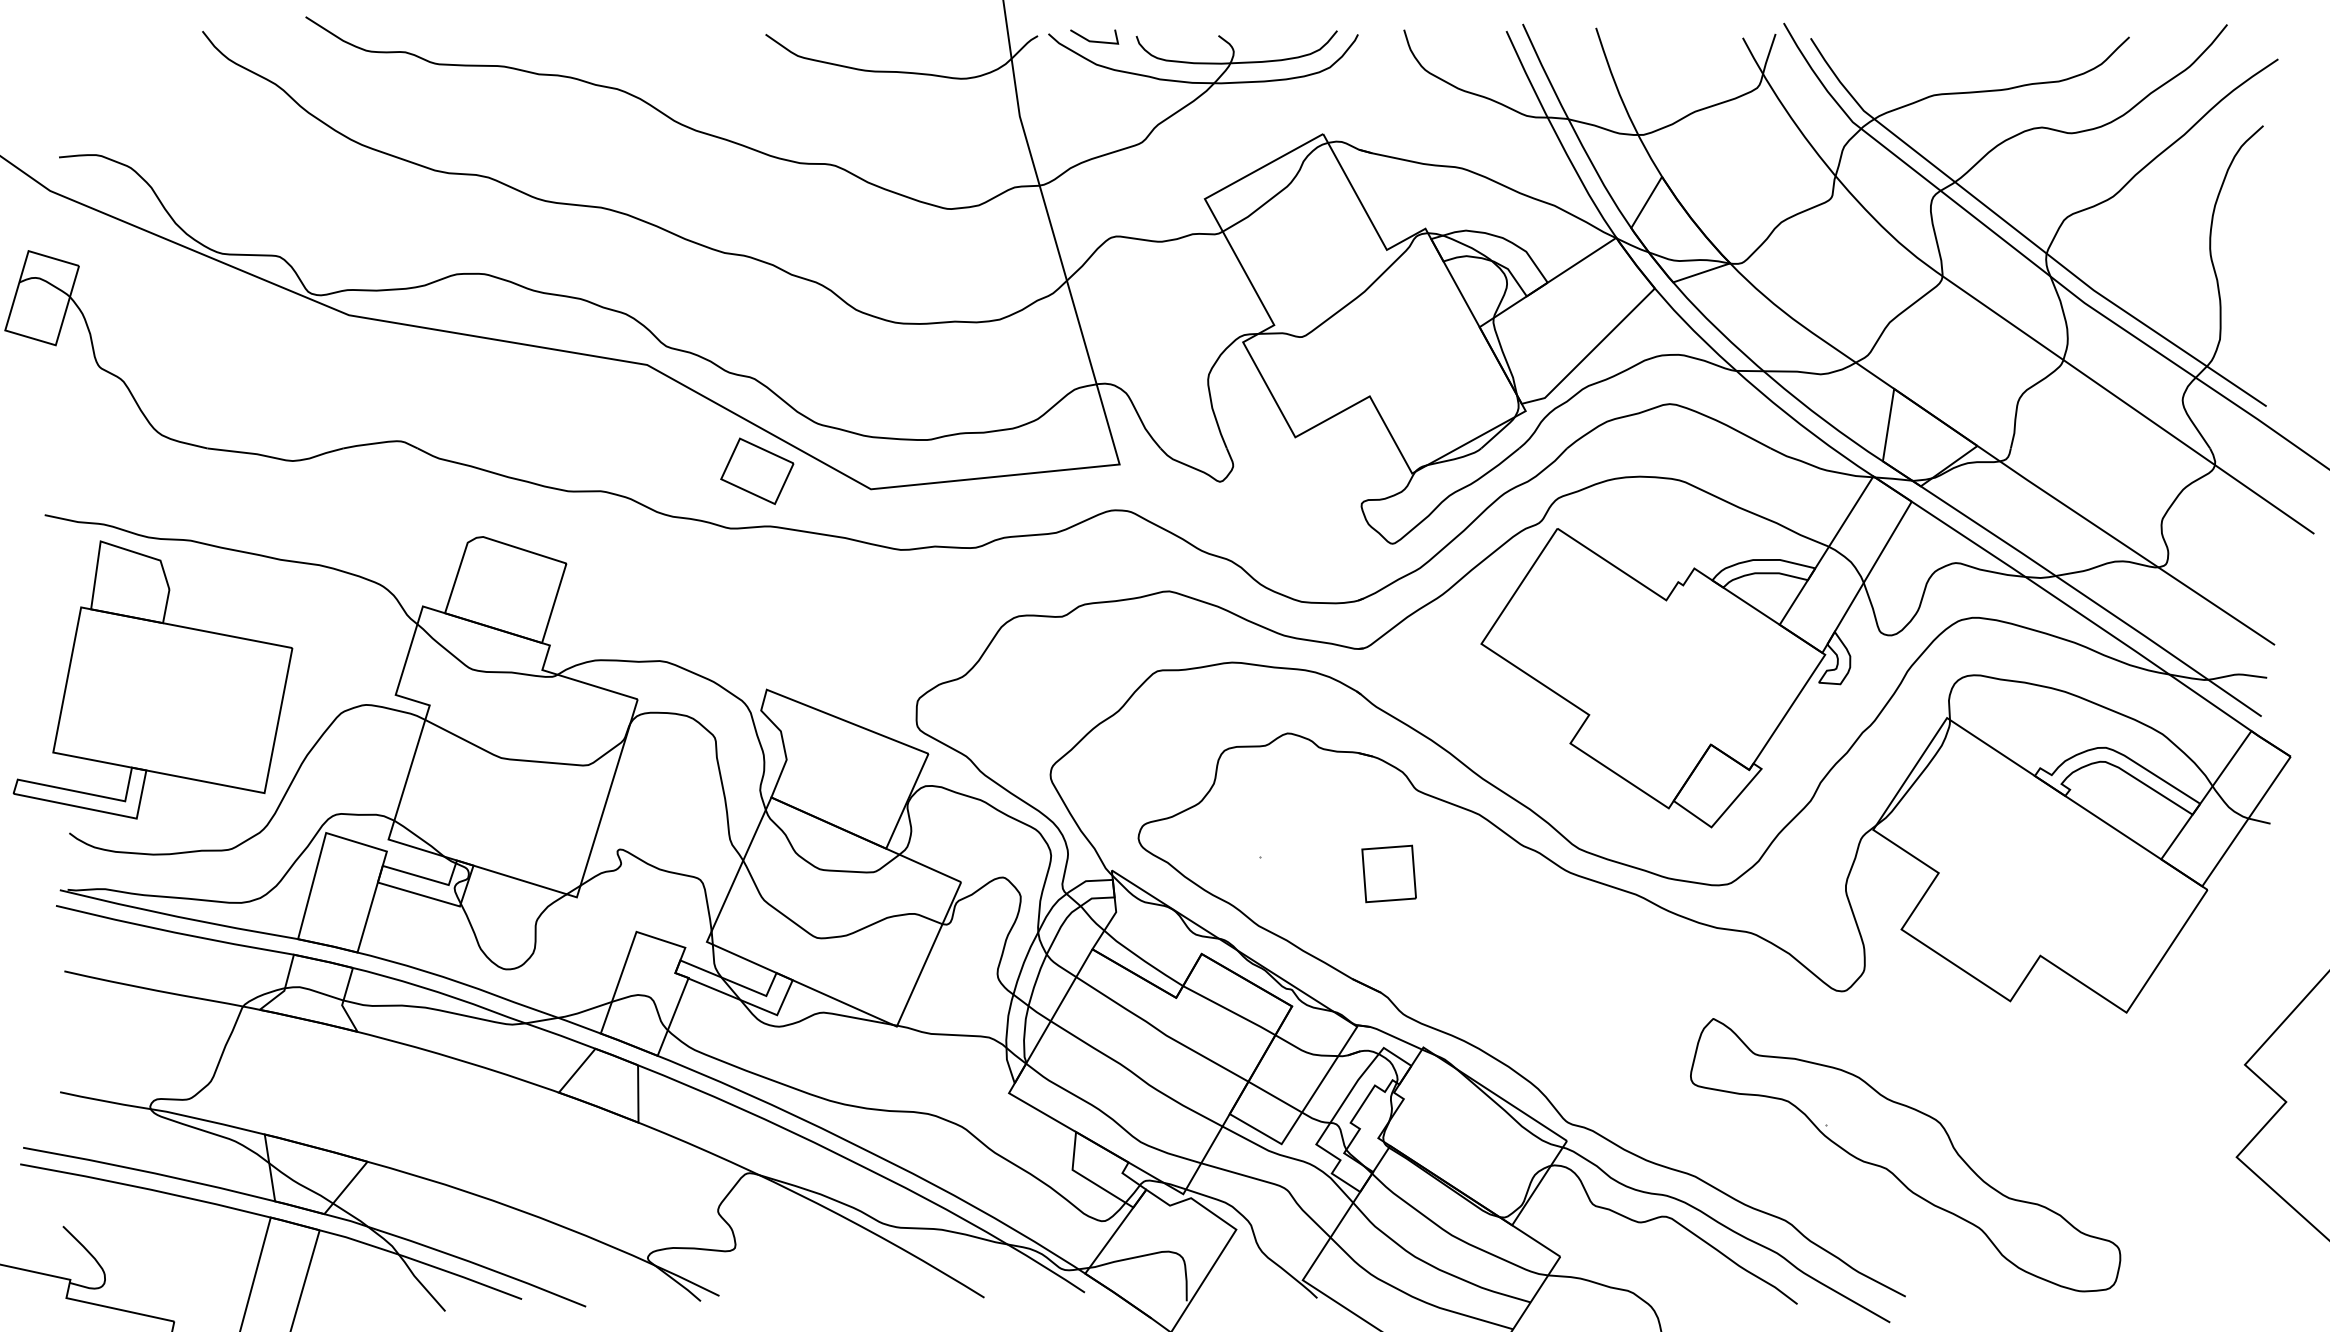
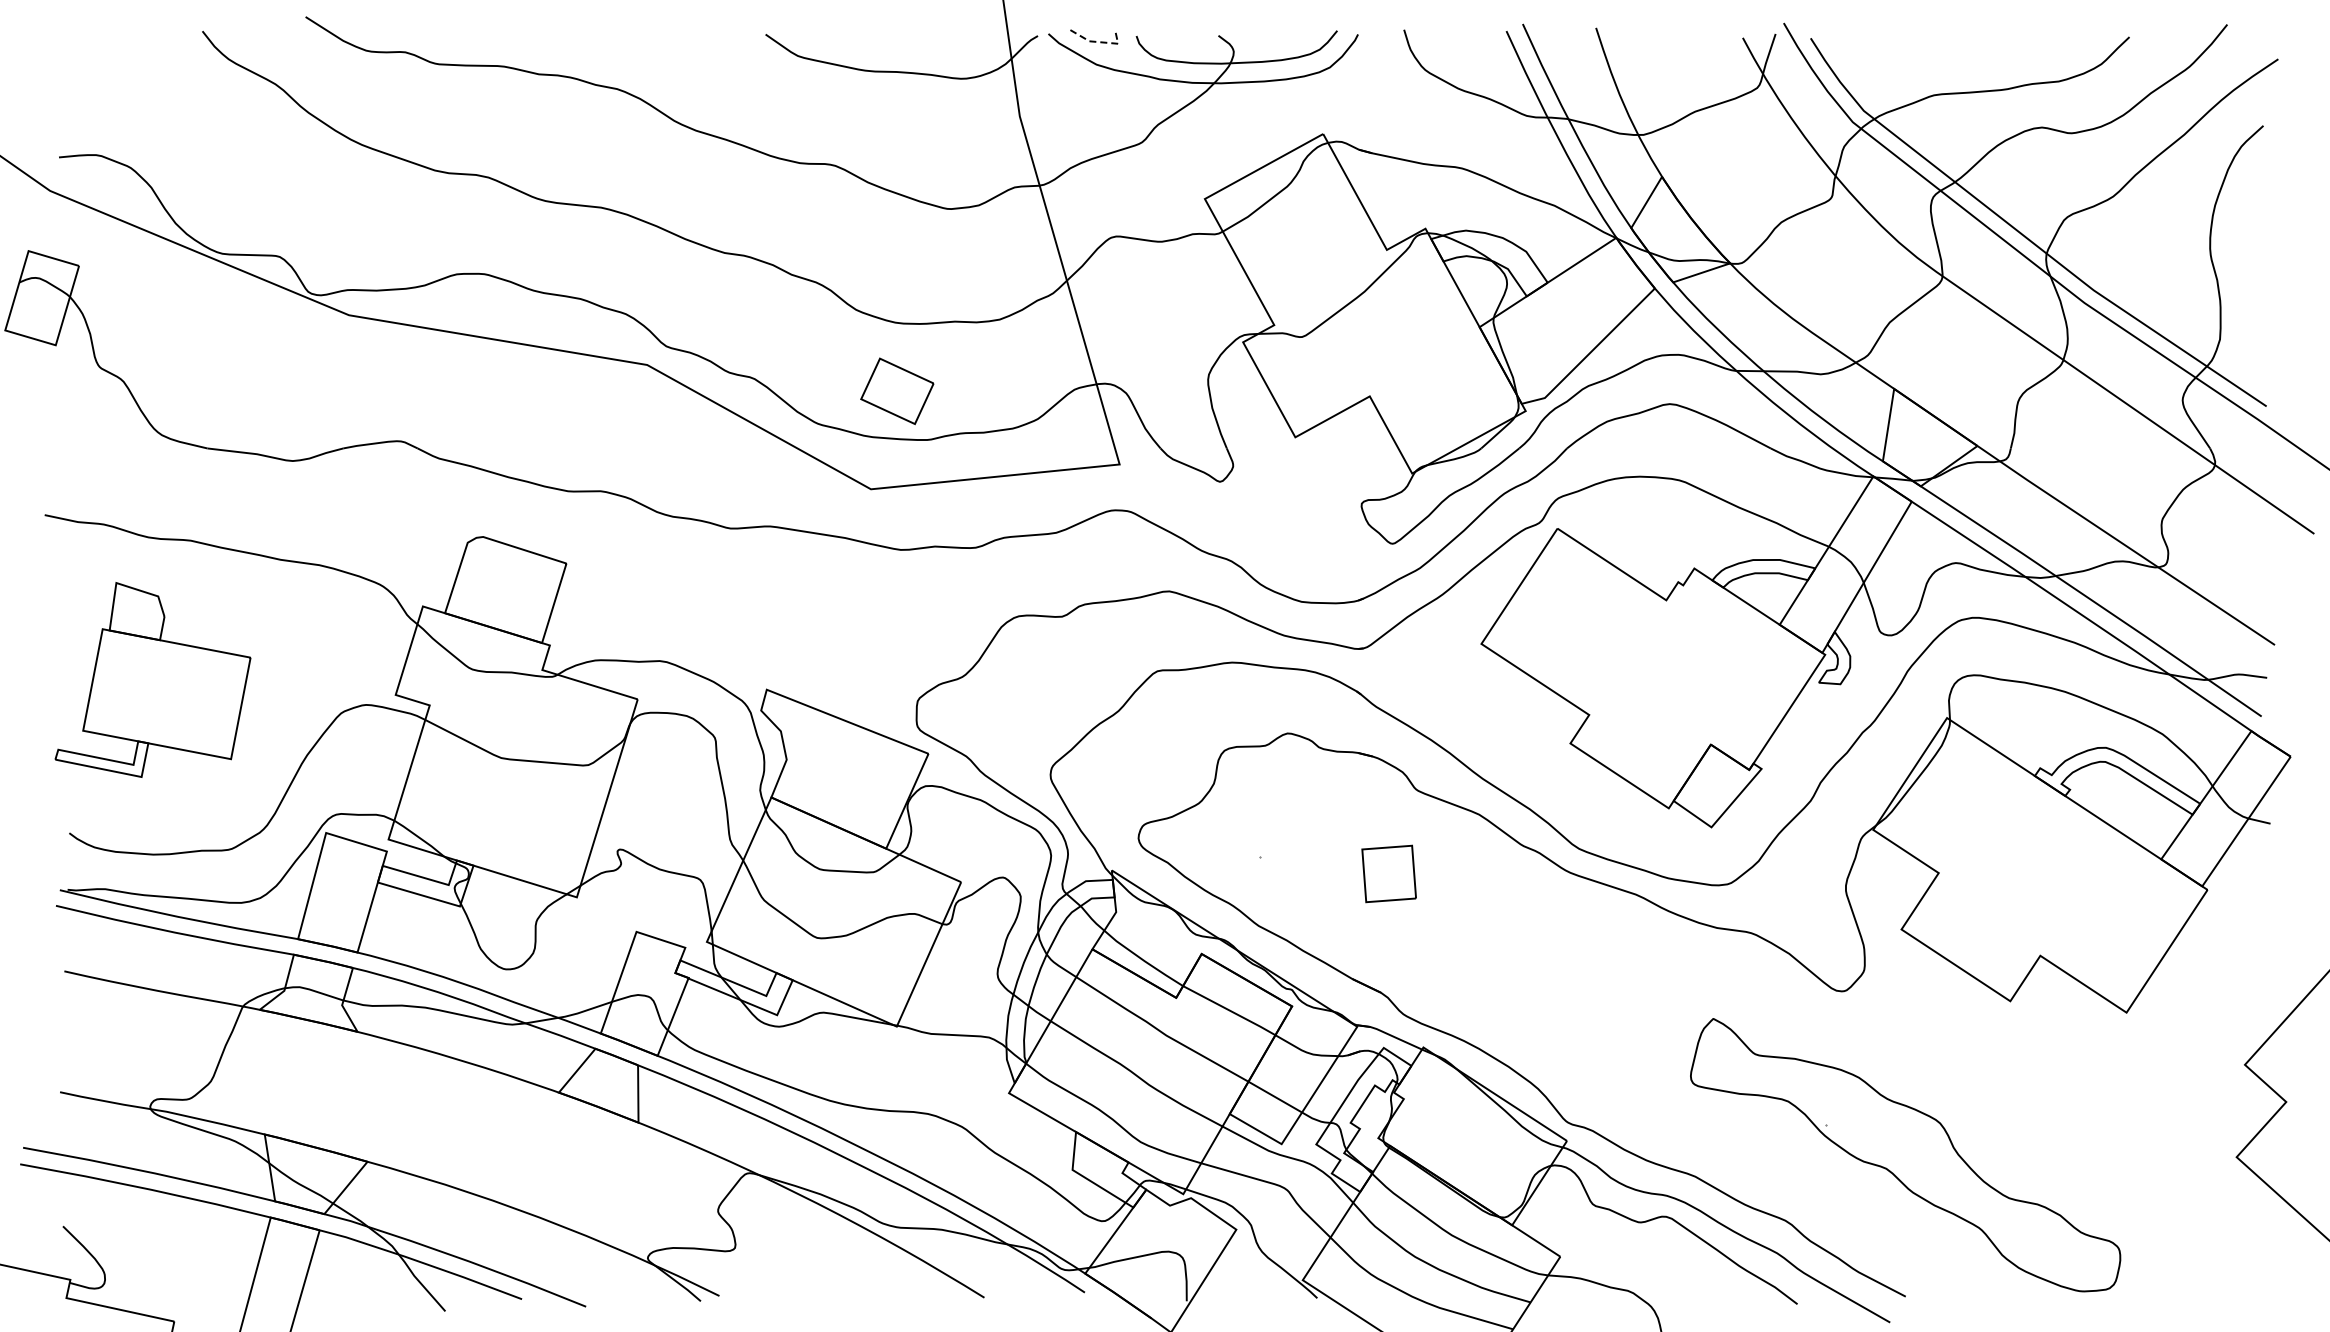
line: solid -> dashed (1100, 42)
part position: (757, 471) -> (897, 391) (897, 391)
part size: 282x280 px -> 198x196 px (152, 679)
